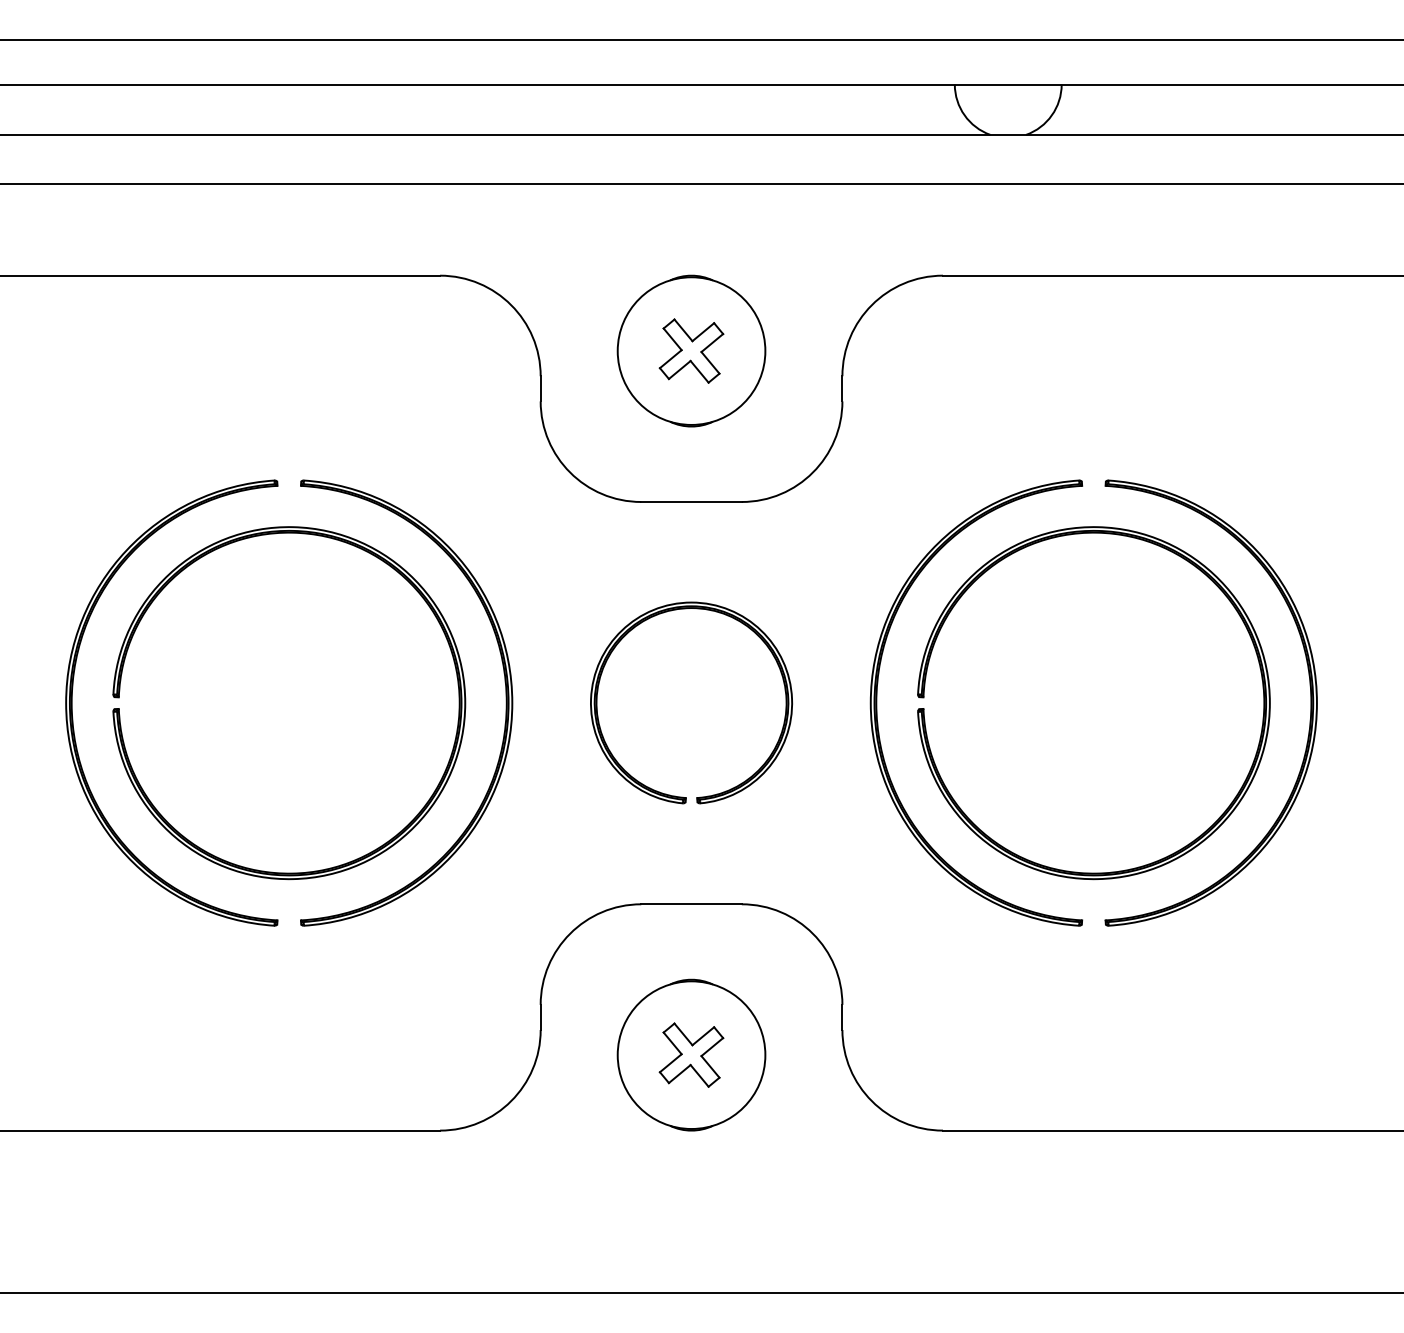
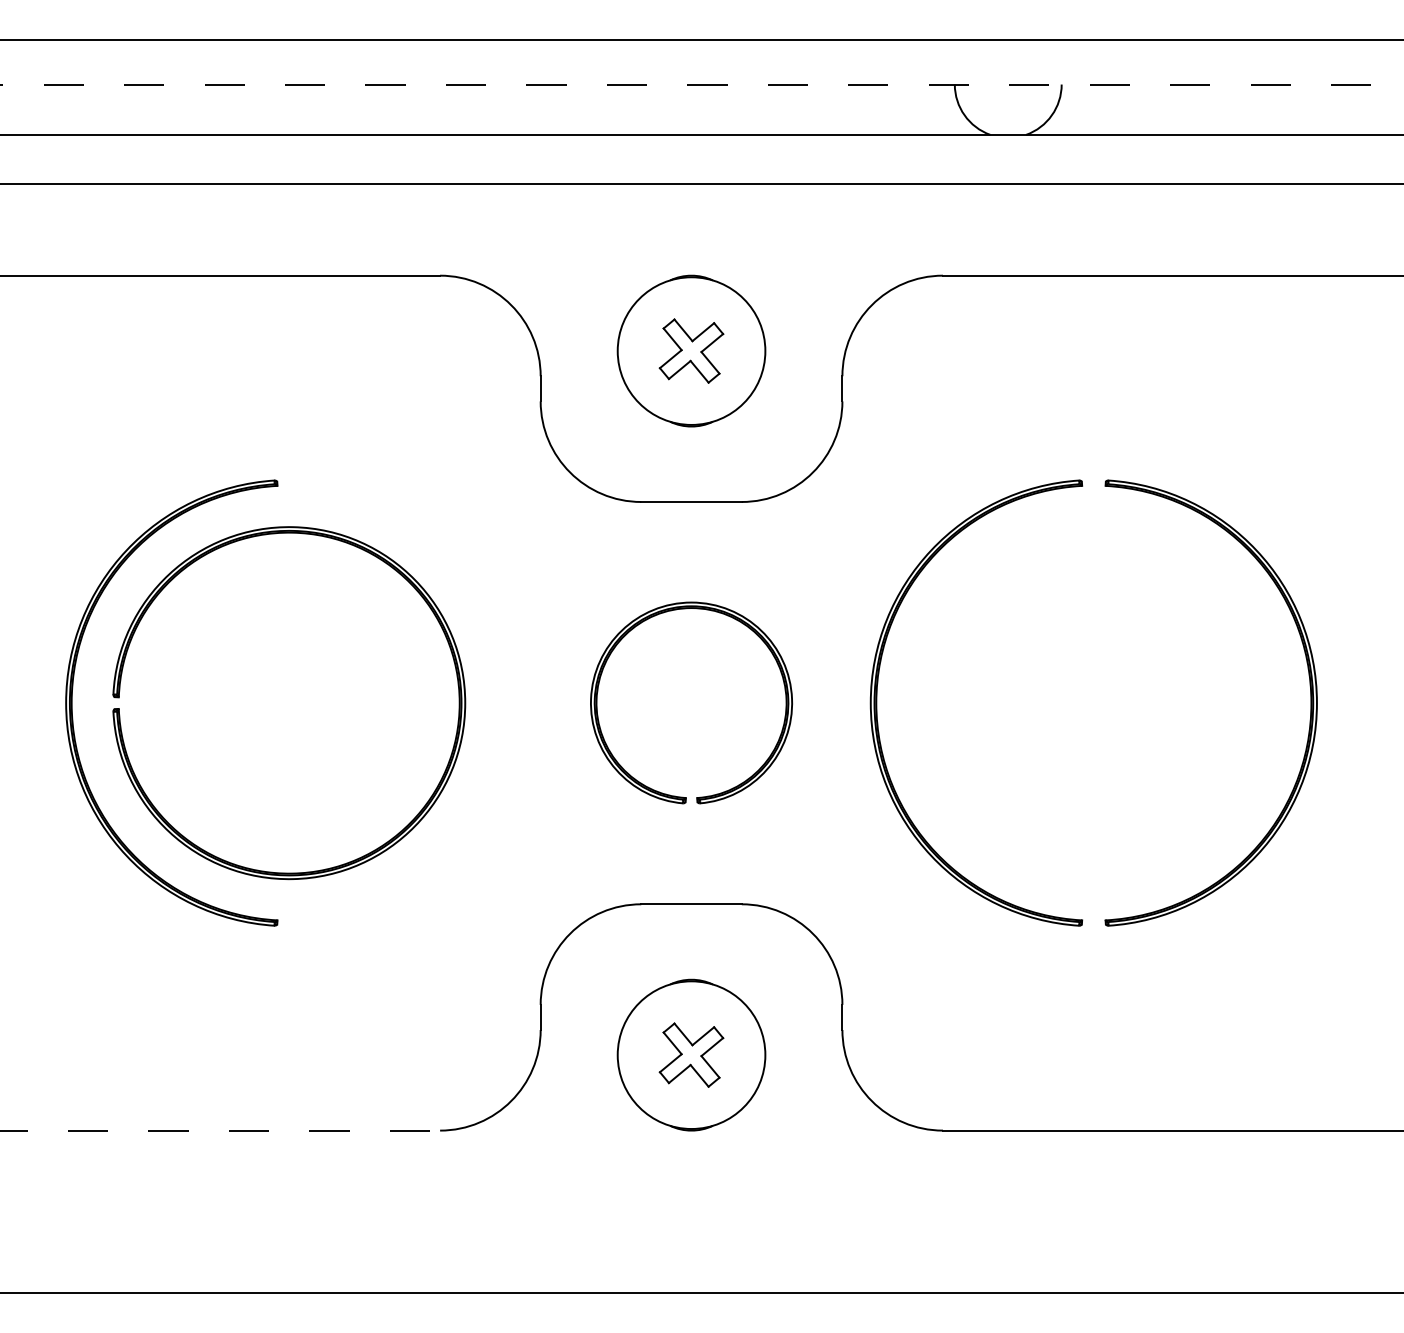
line: solid -> dashed (702, 84)
part: present -> none (505, 702)
part: present -> none (961, 808)
line: solid -> dashed (220, 1130)
